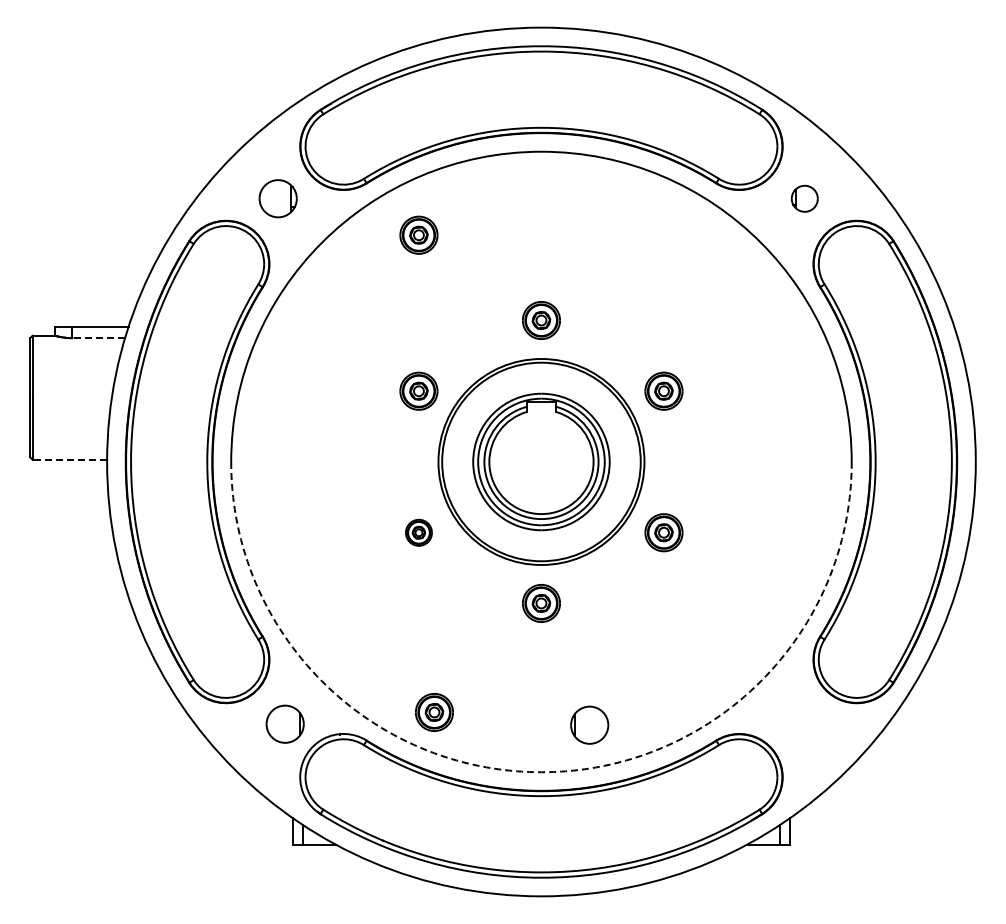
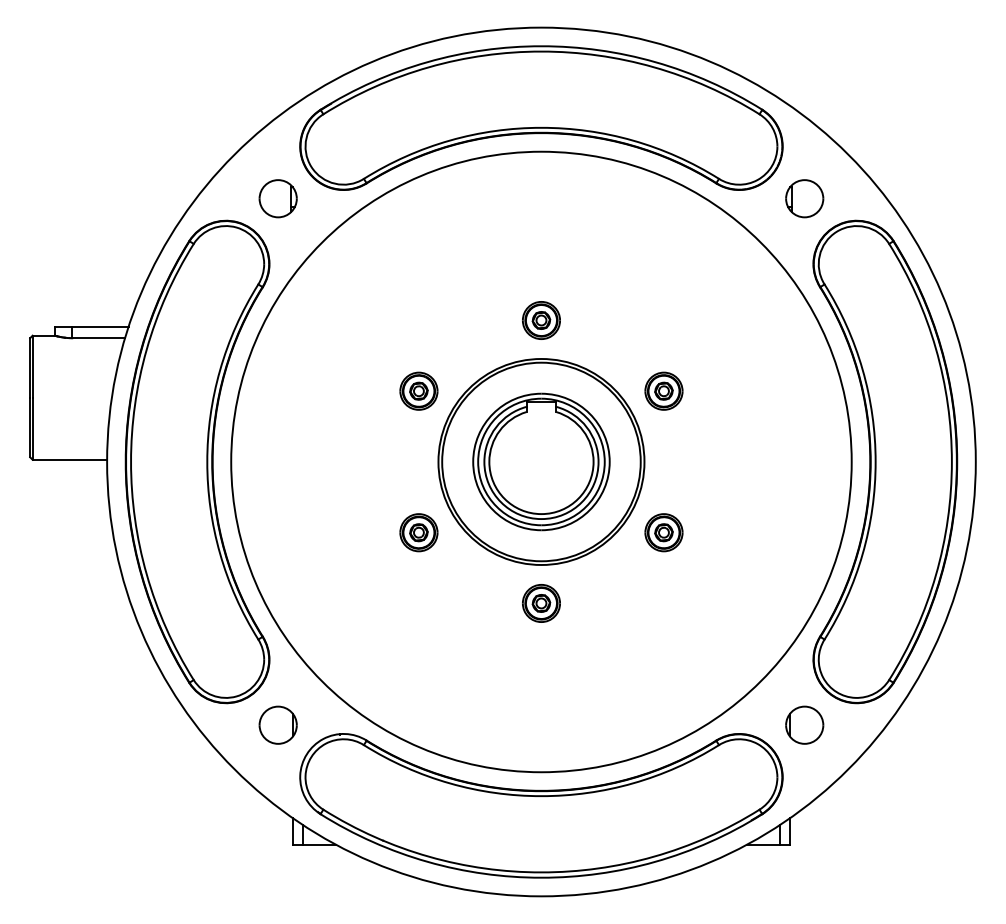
part size: 29x29 px -> 40x40 px (804, 198)
part: present -> none (418, 234)
line: dashed -> solid (98, 338)
line: dashed -> solid (69, 459)
part size: 28x29 px -> 40x40 px (418, 532)
part: present -> none (434, 712)
part position: (284, 723) -> (277, 724) (277, 724)
part position: (589, 724) -> (804, 724) (804, 724)
arc: dashed -> solid (541, 772)
